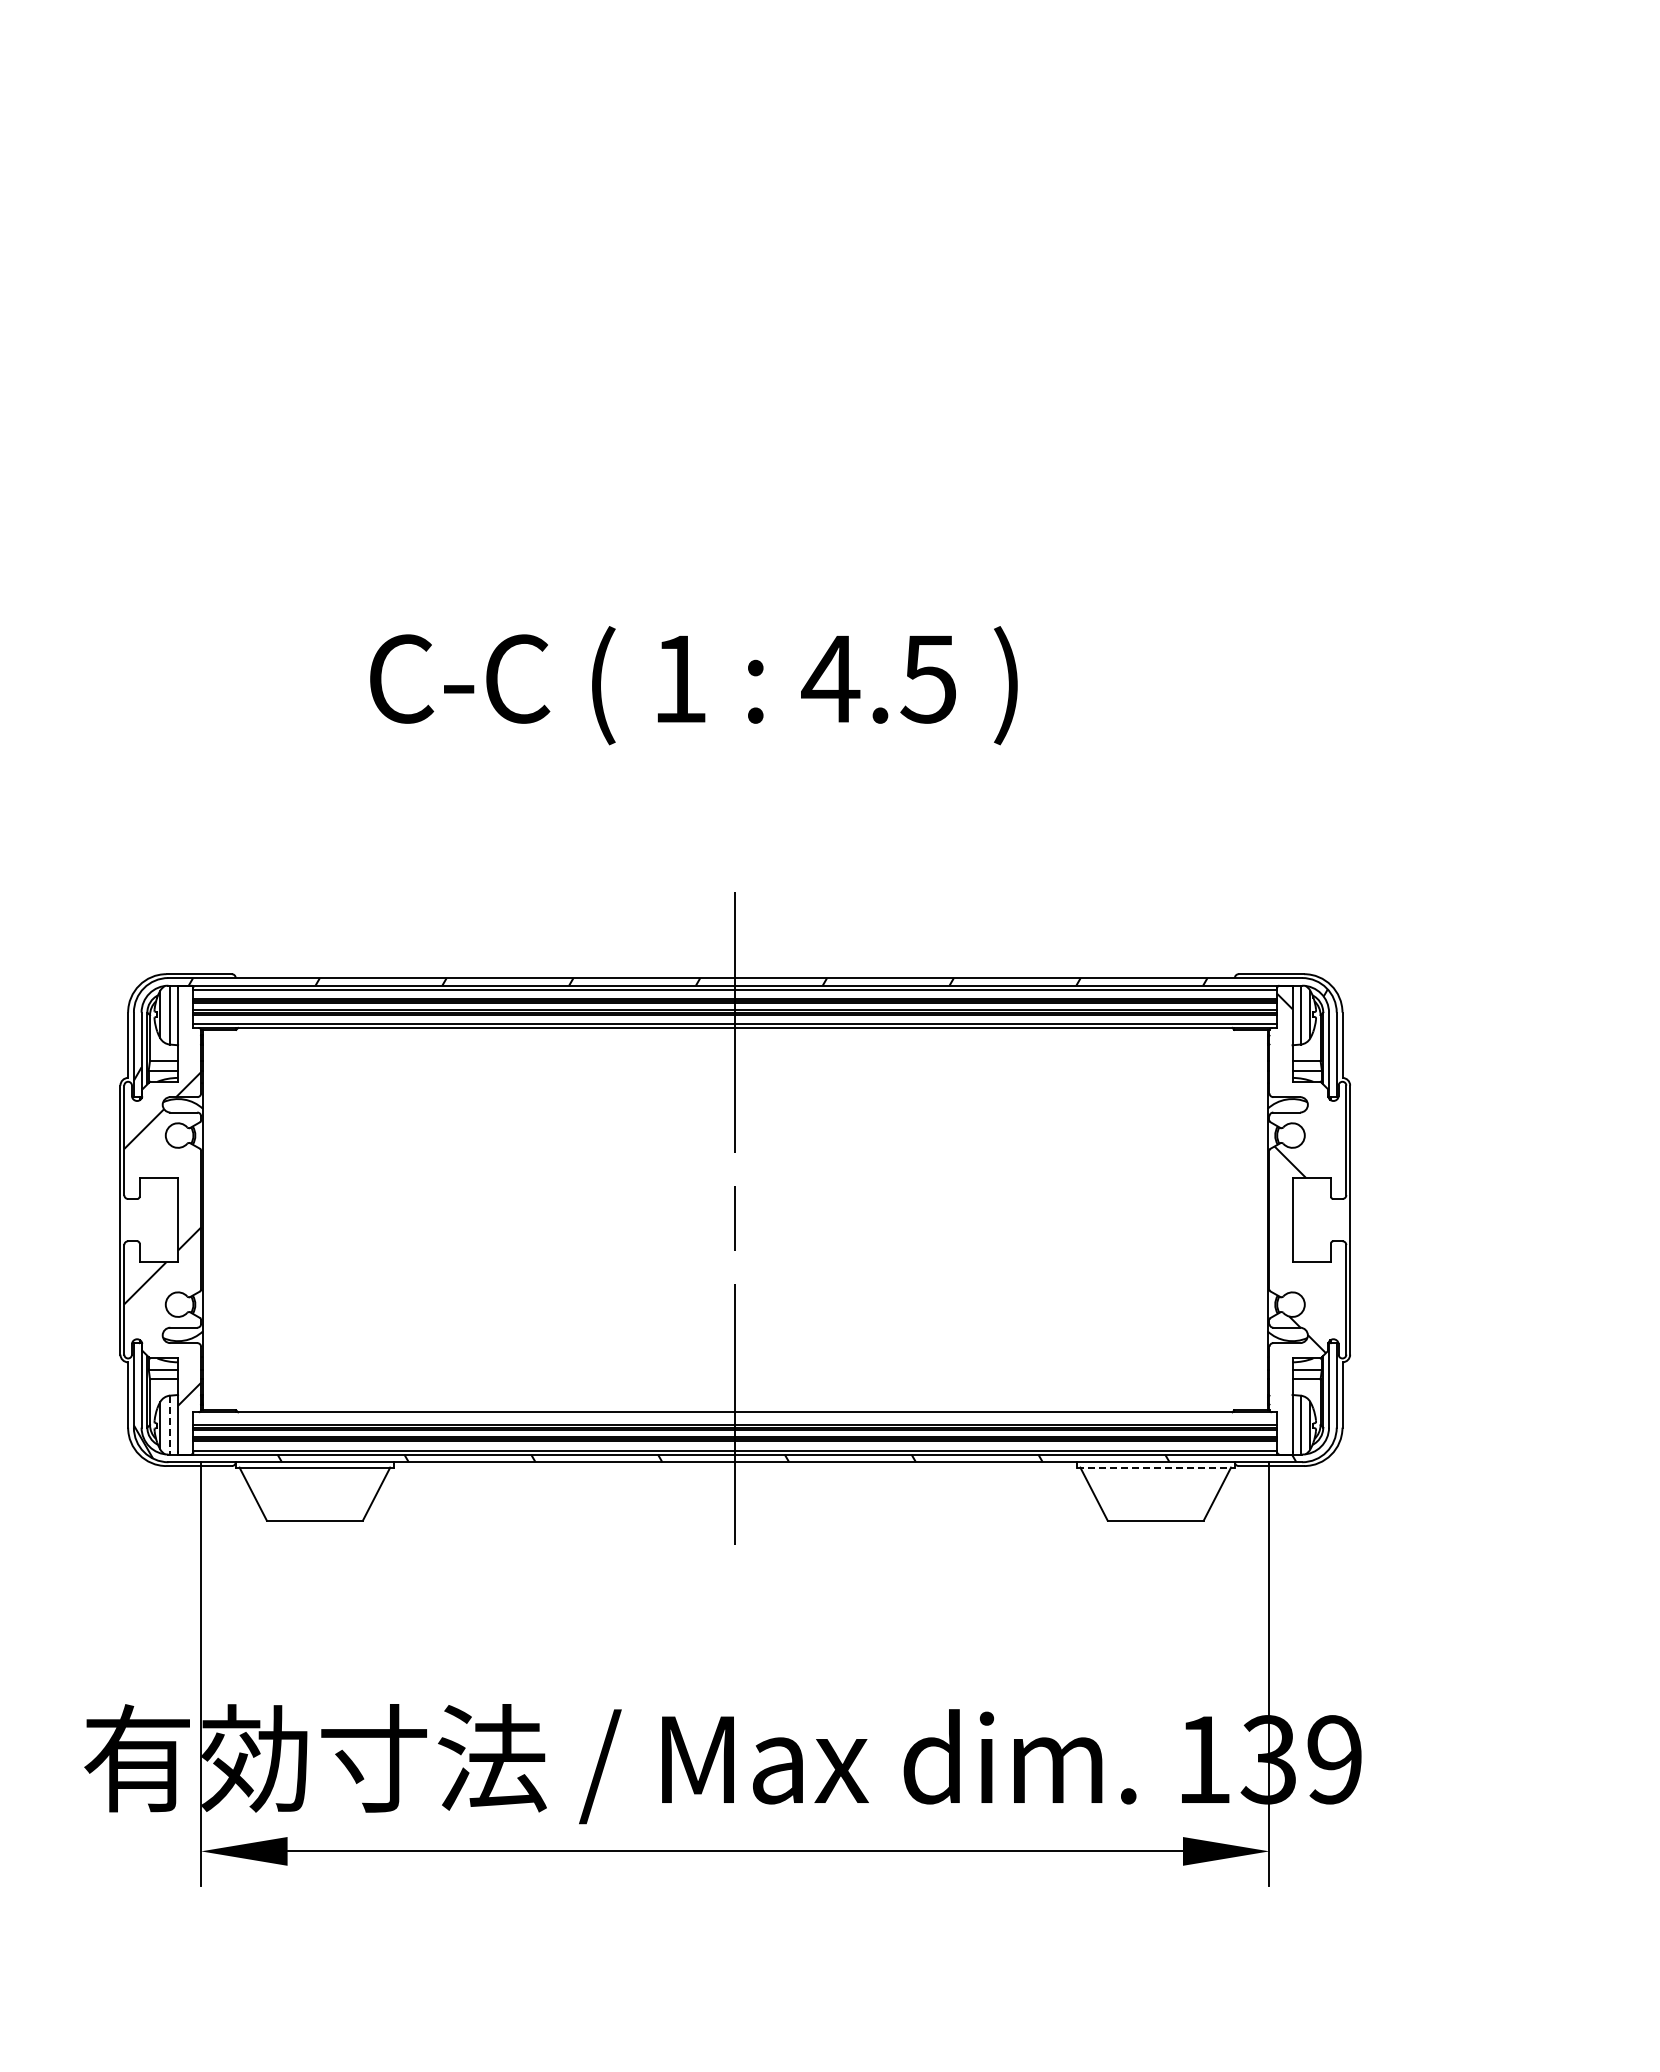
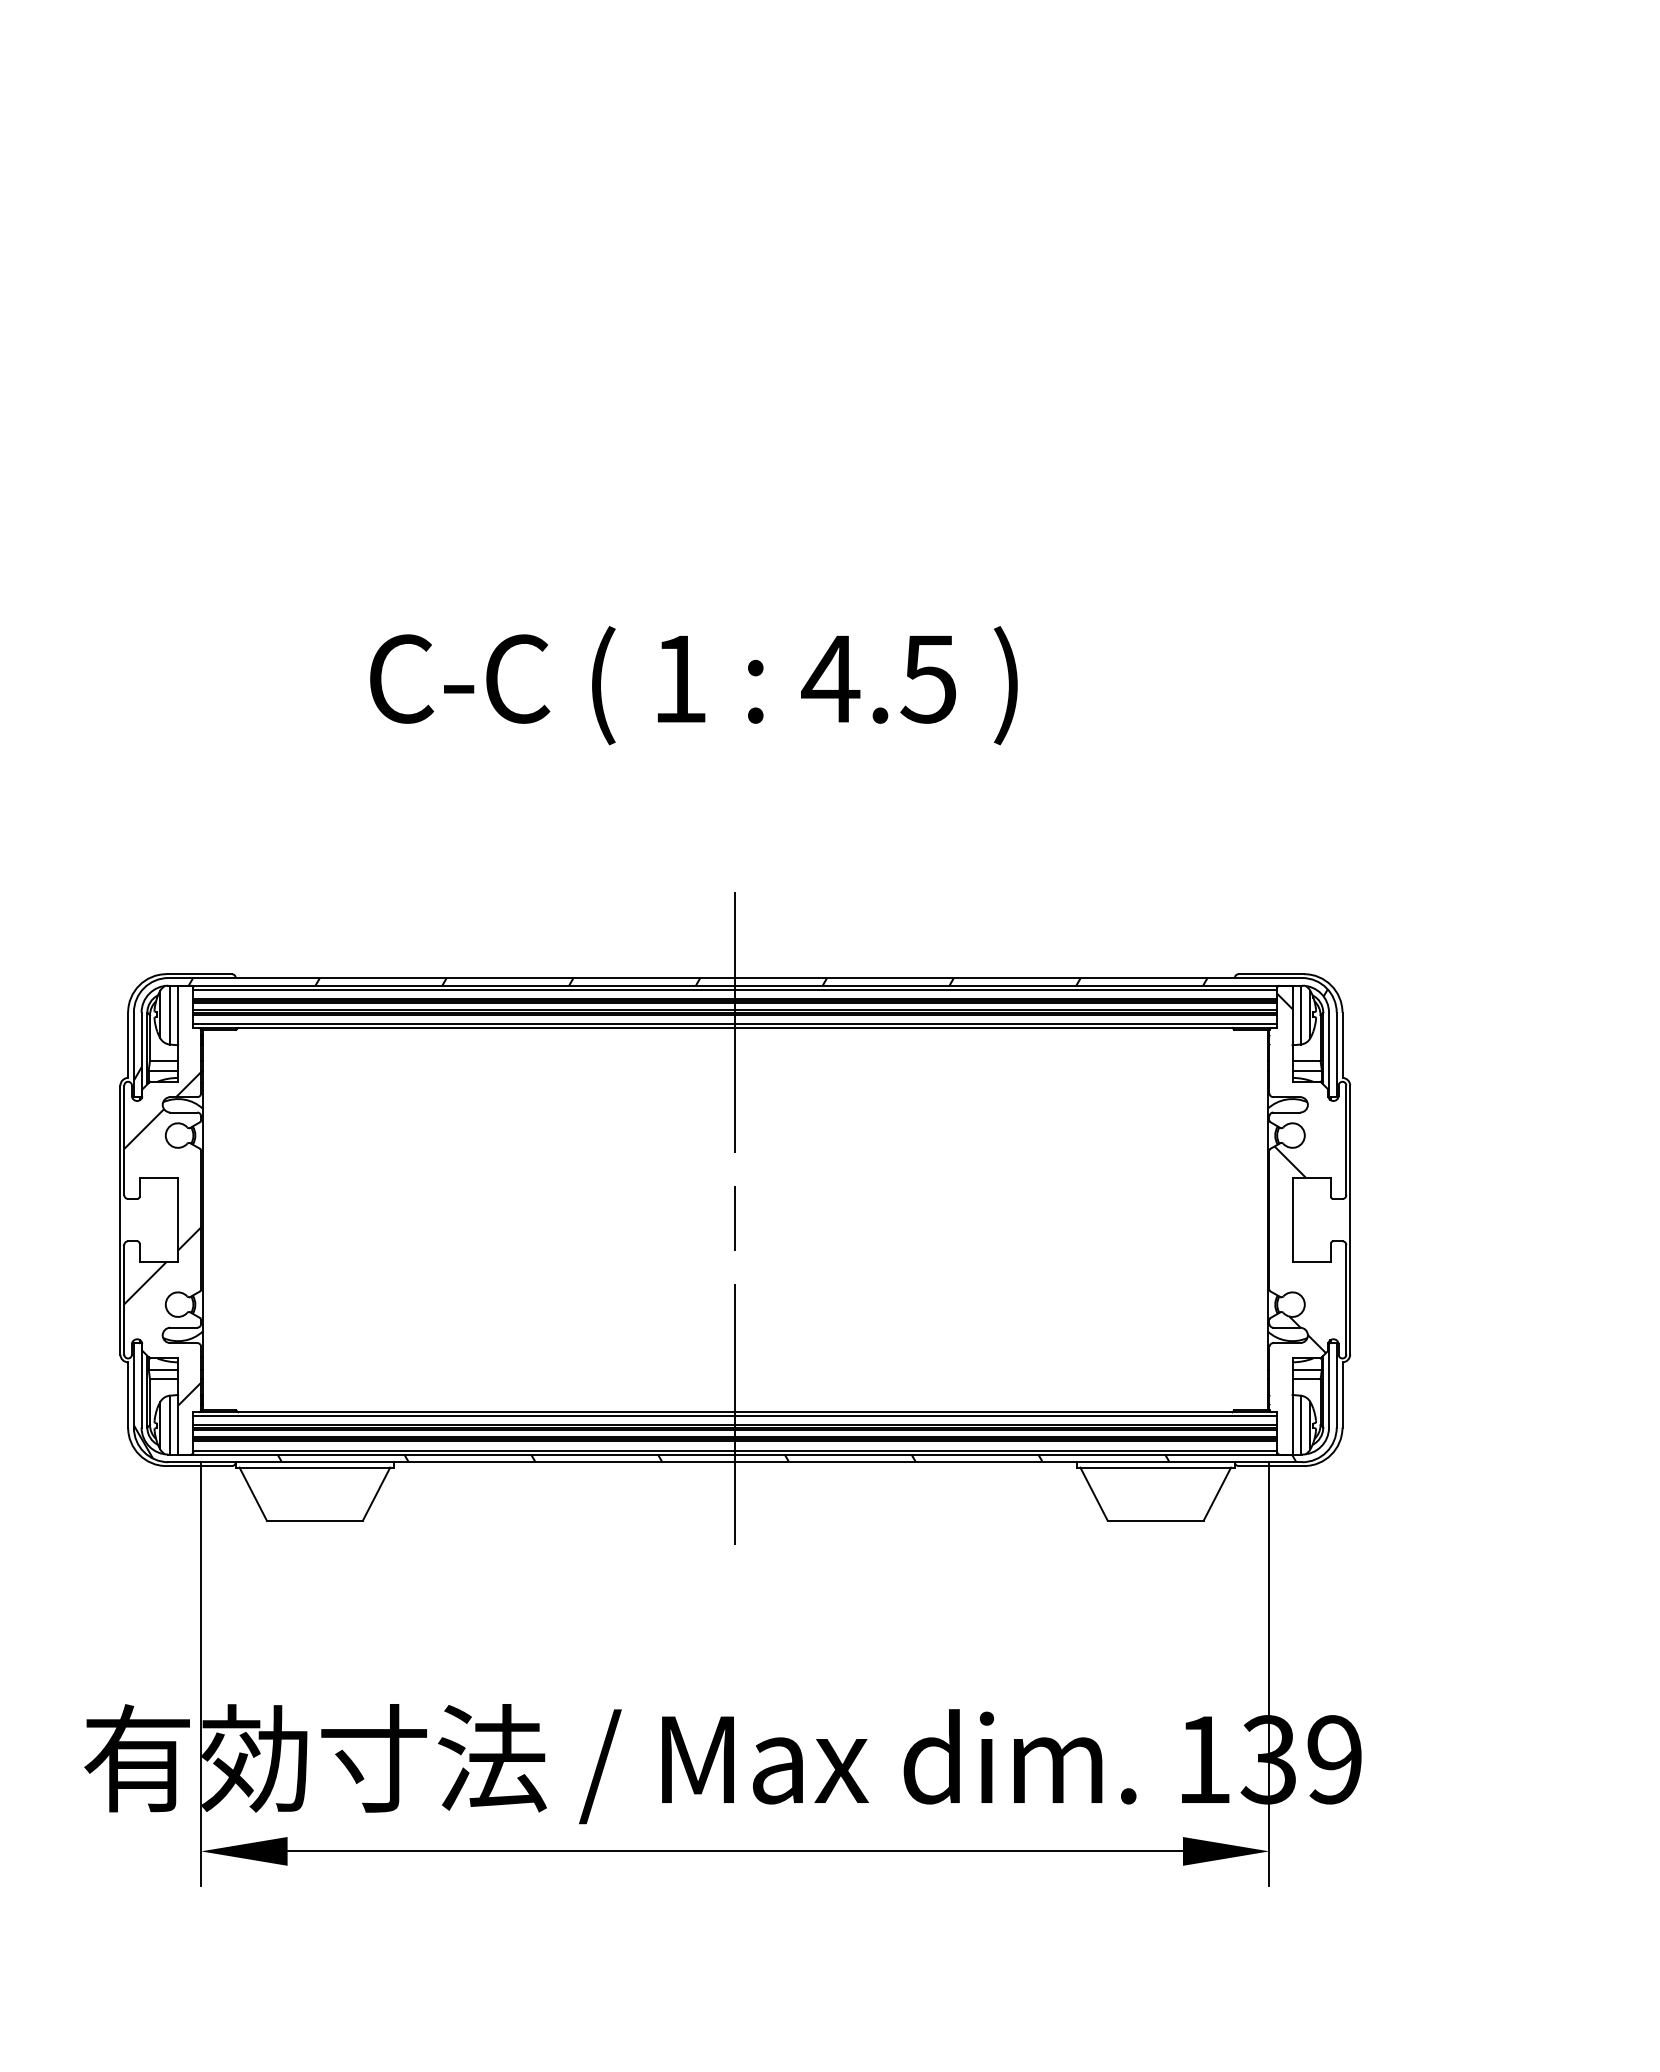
line: none -> present (735, 1416)
line: dashed -> solid (169, 1425)
line: dashed -> solid (1156, 1467)
